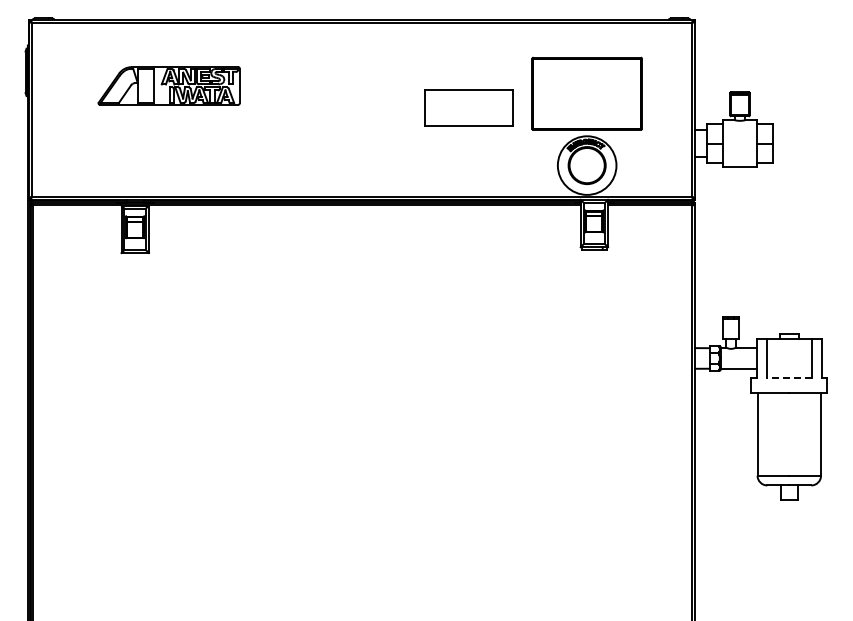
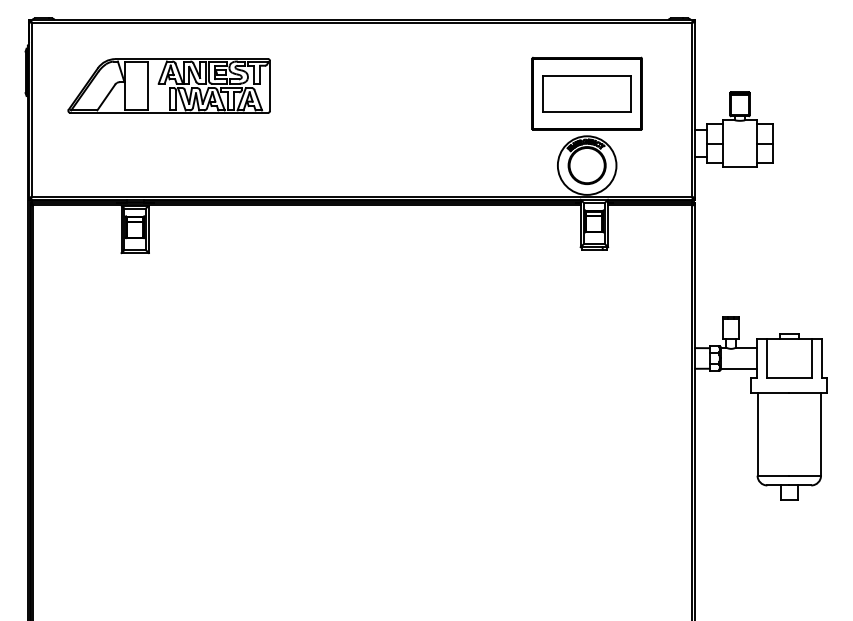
part size: 144x40 px -> 204x56 px (168, 85)
part position: (468, 107) -> (586, 93) (586, 93)
line: dashed -> solid (788, 378)
